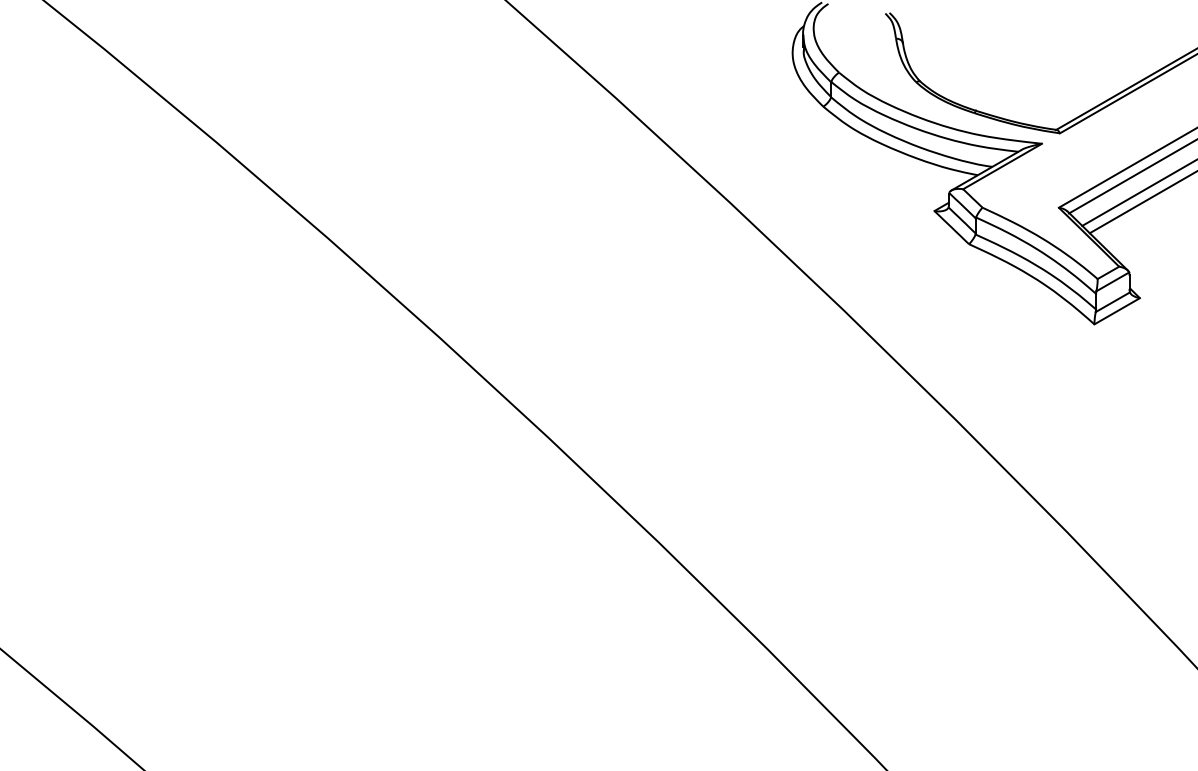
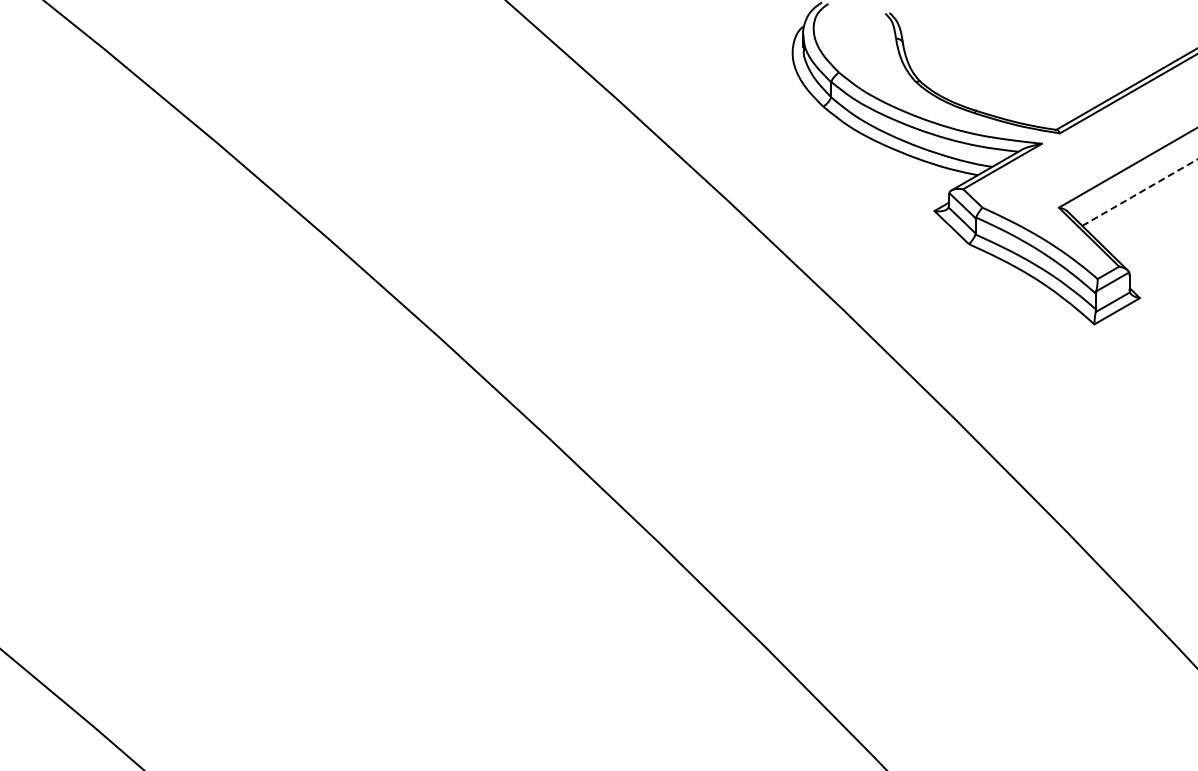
line: present -> none (1131, 177)
line: solid -> dashed (1140, 192)
line: present -> none (1141, 202)
